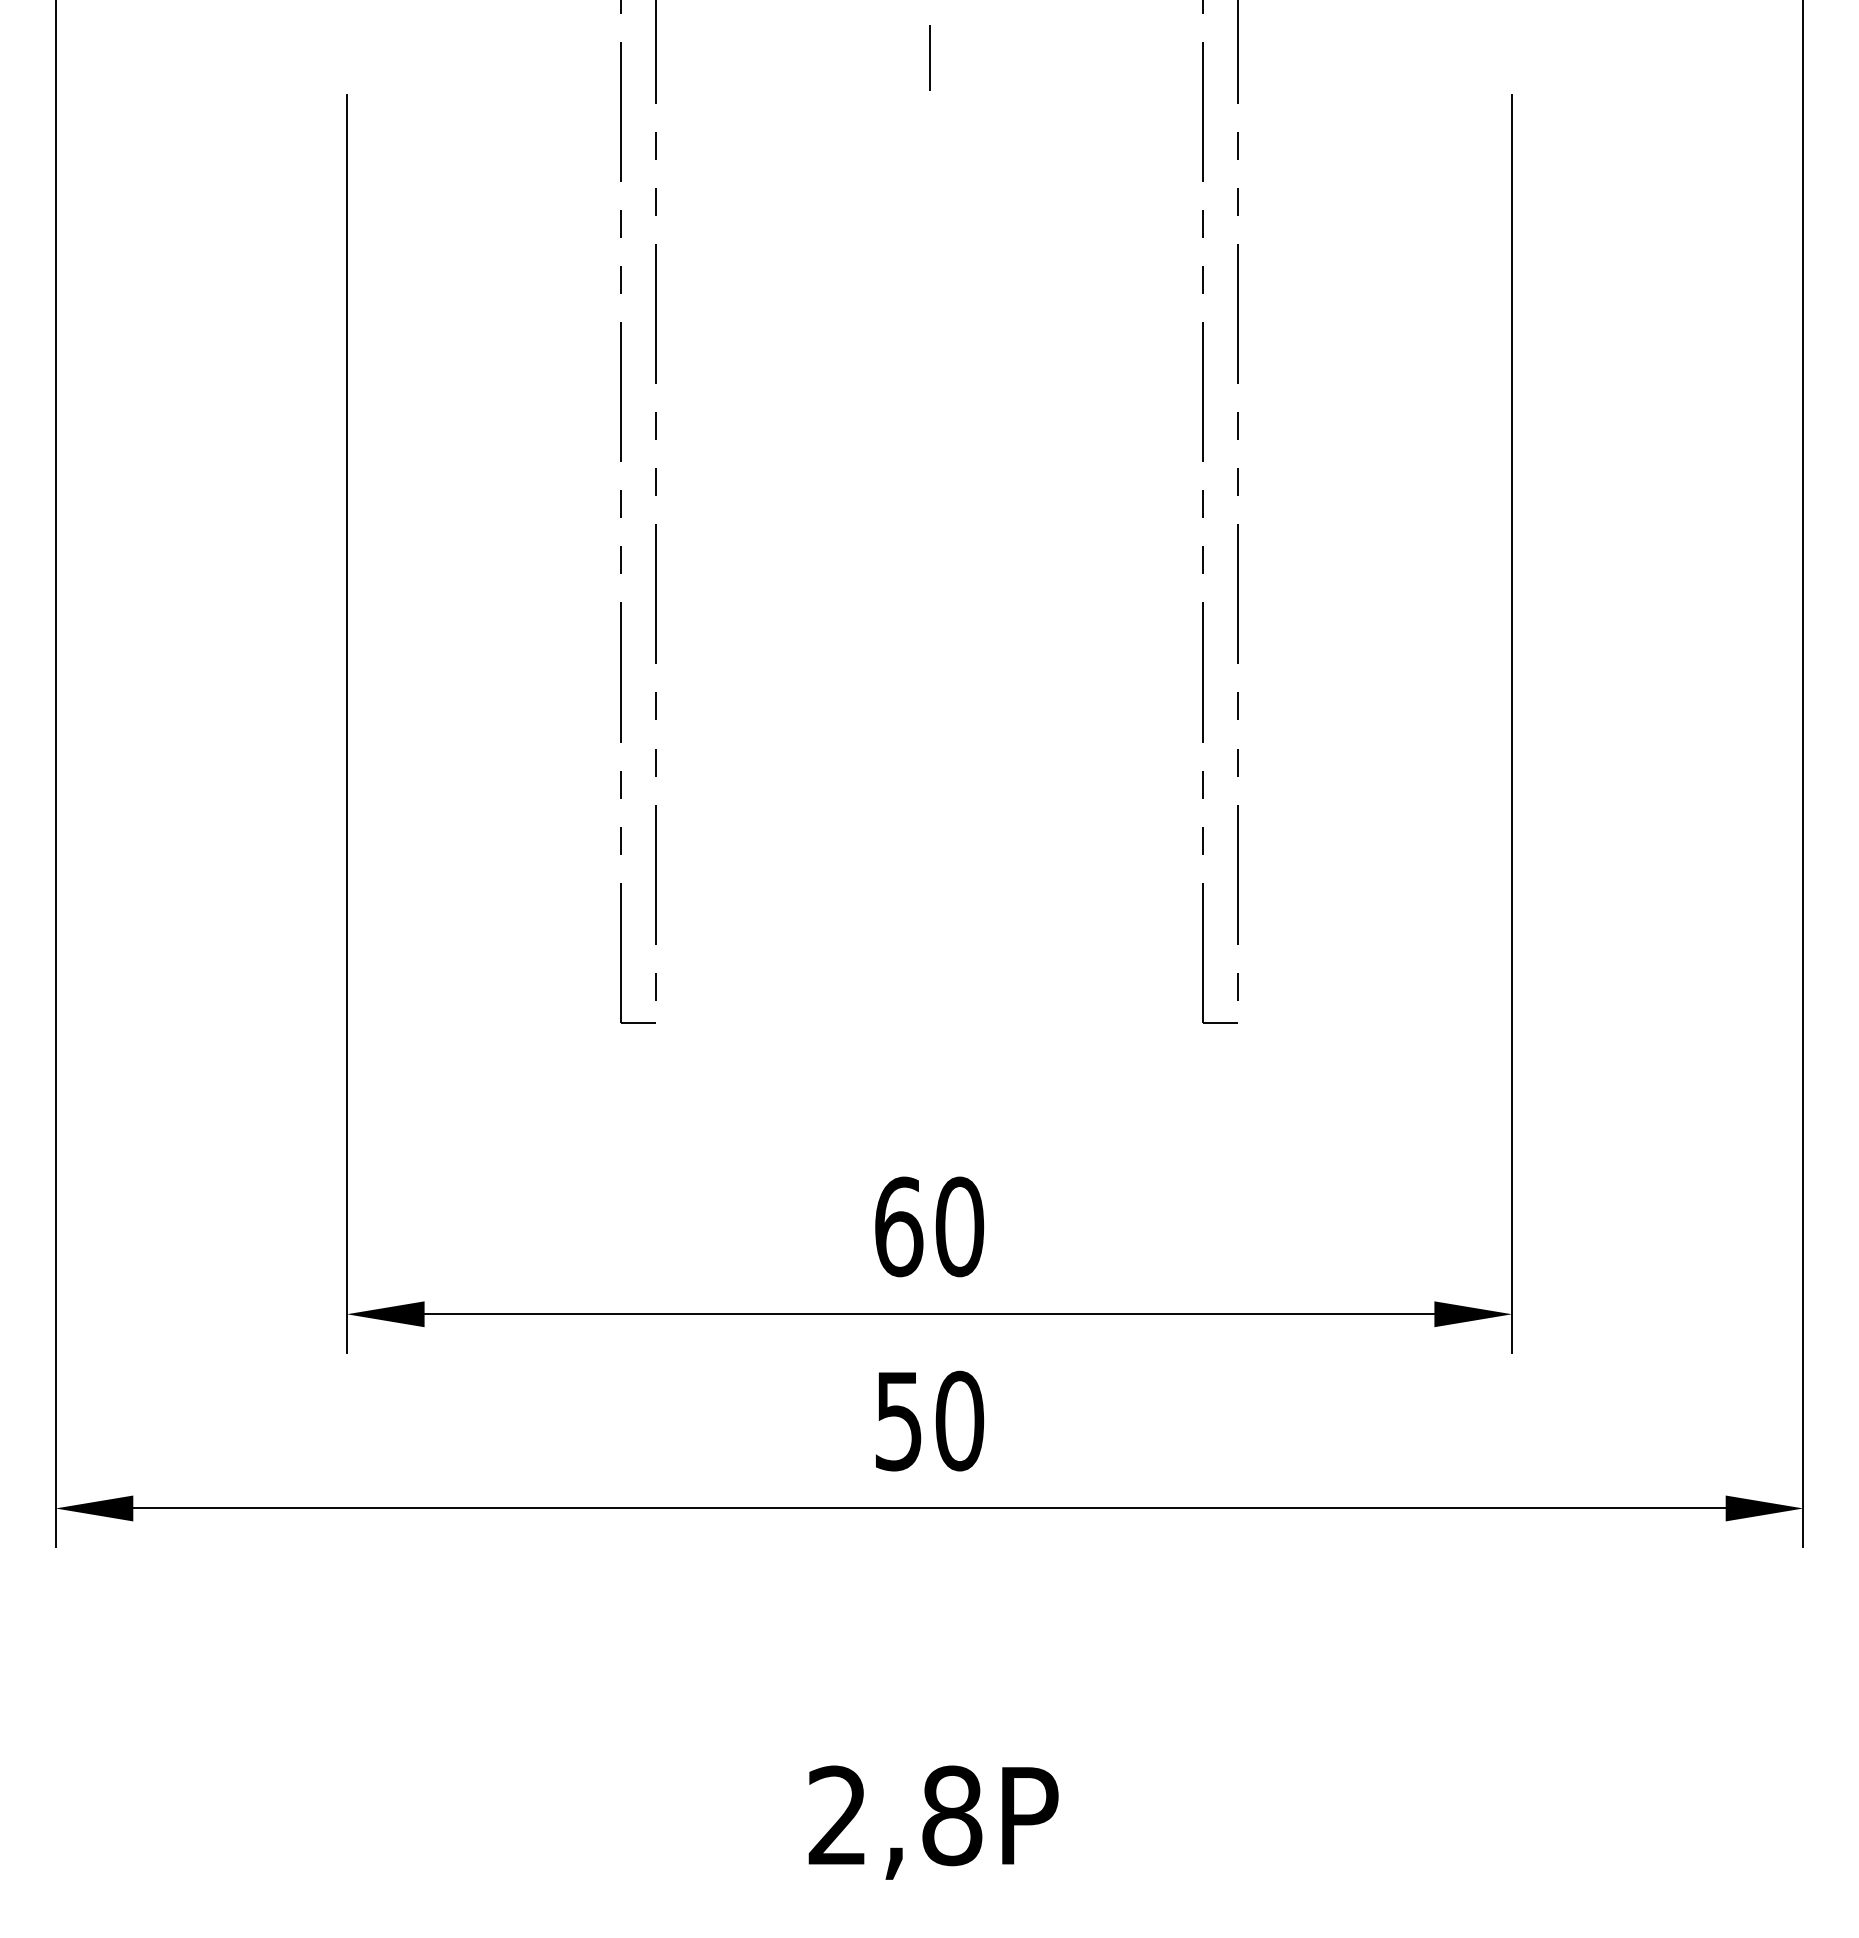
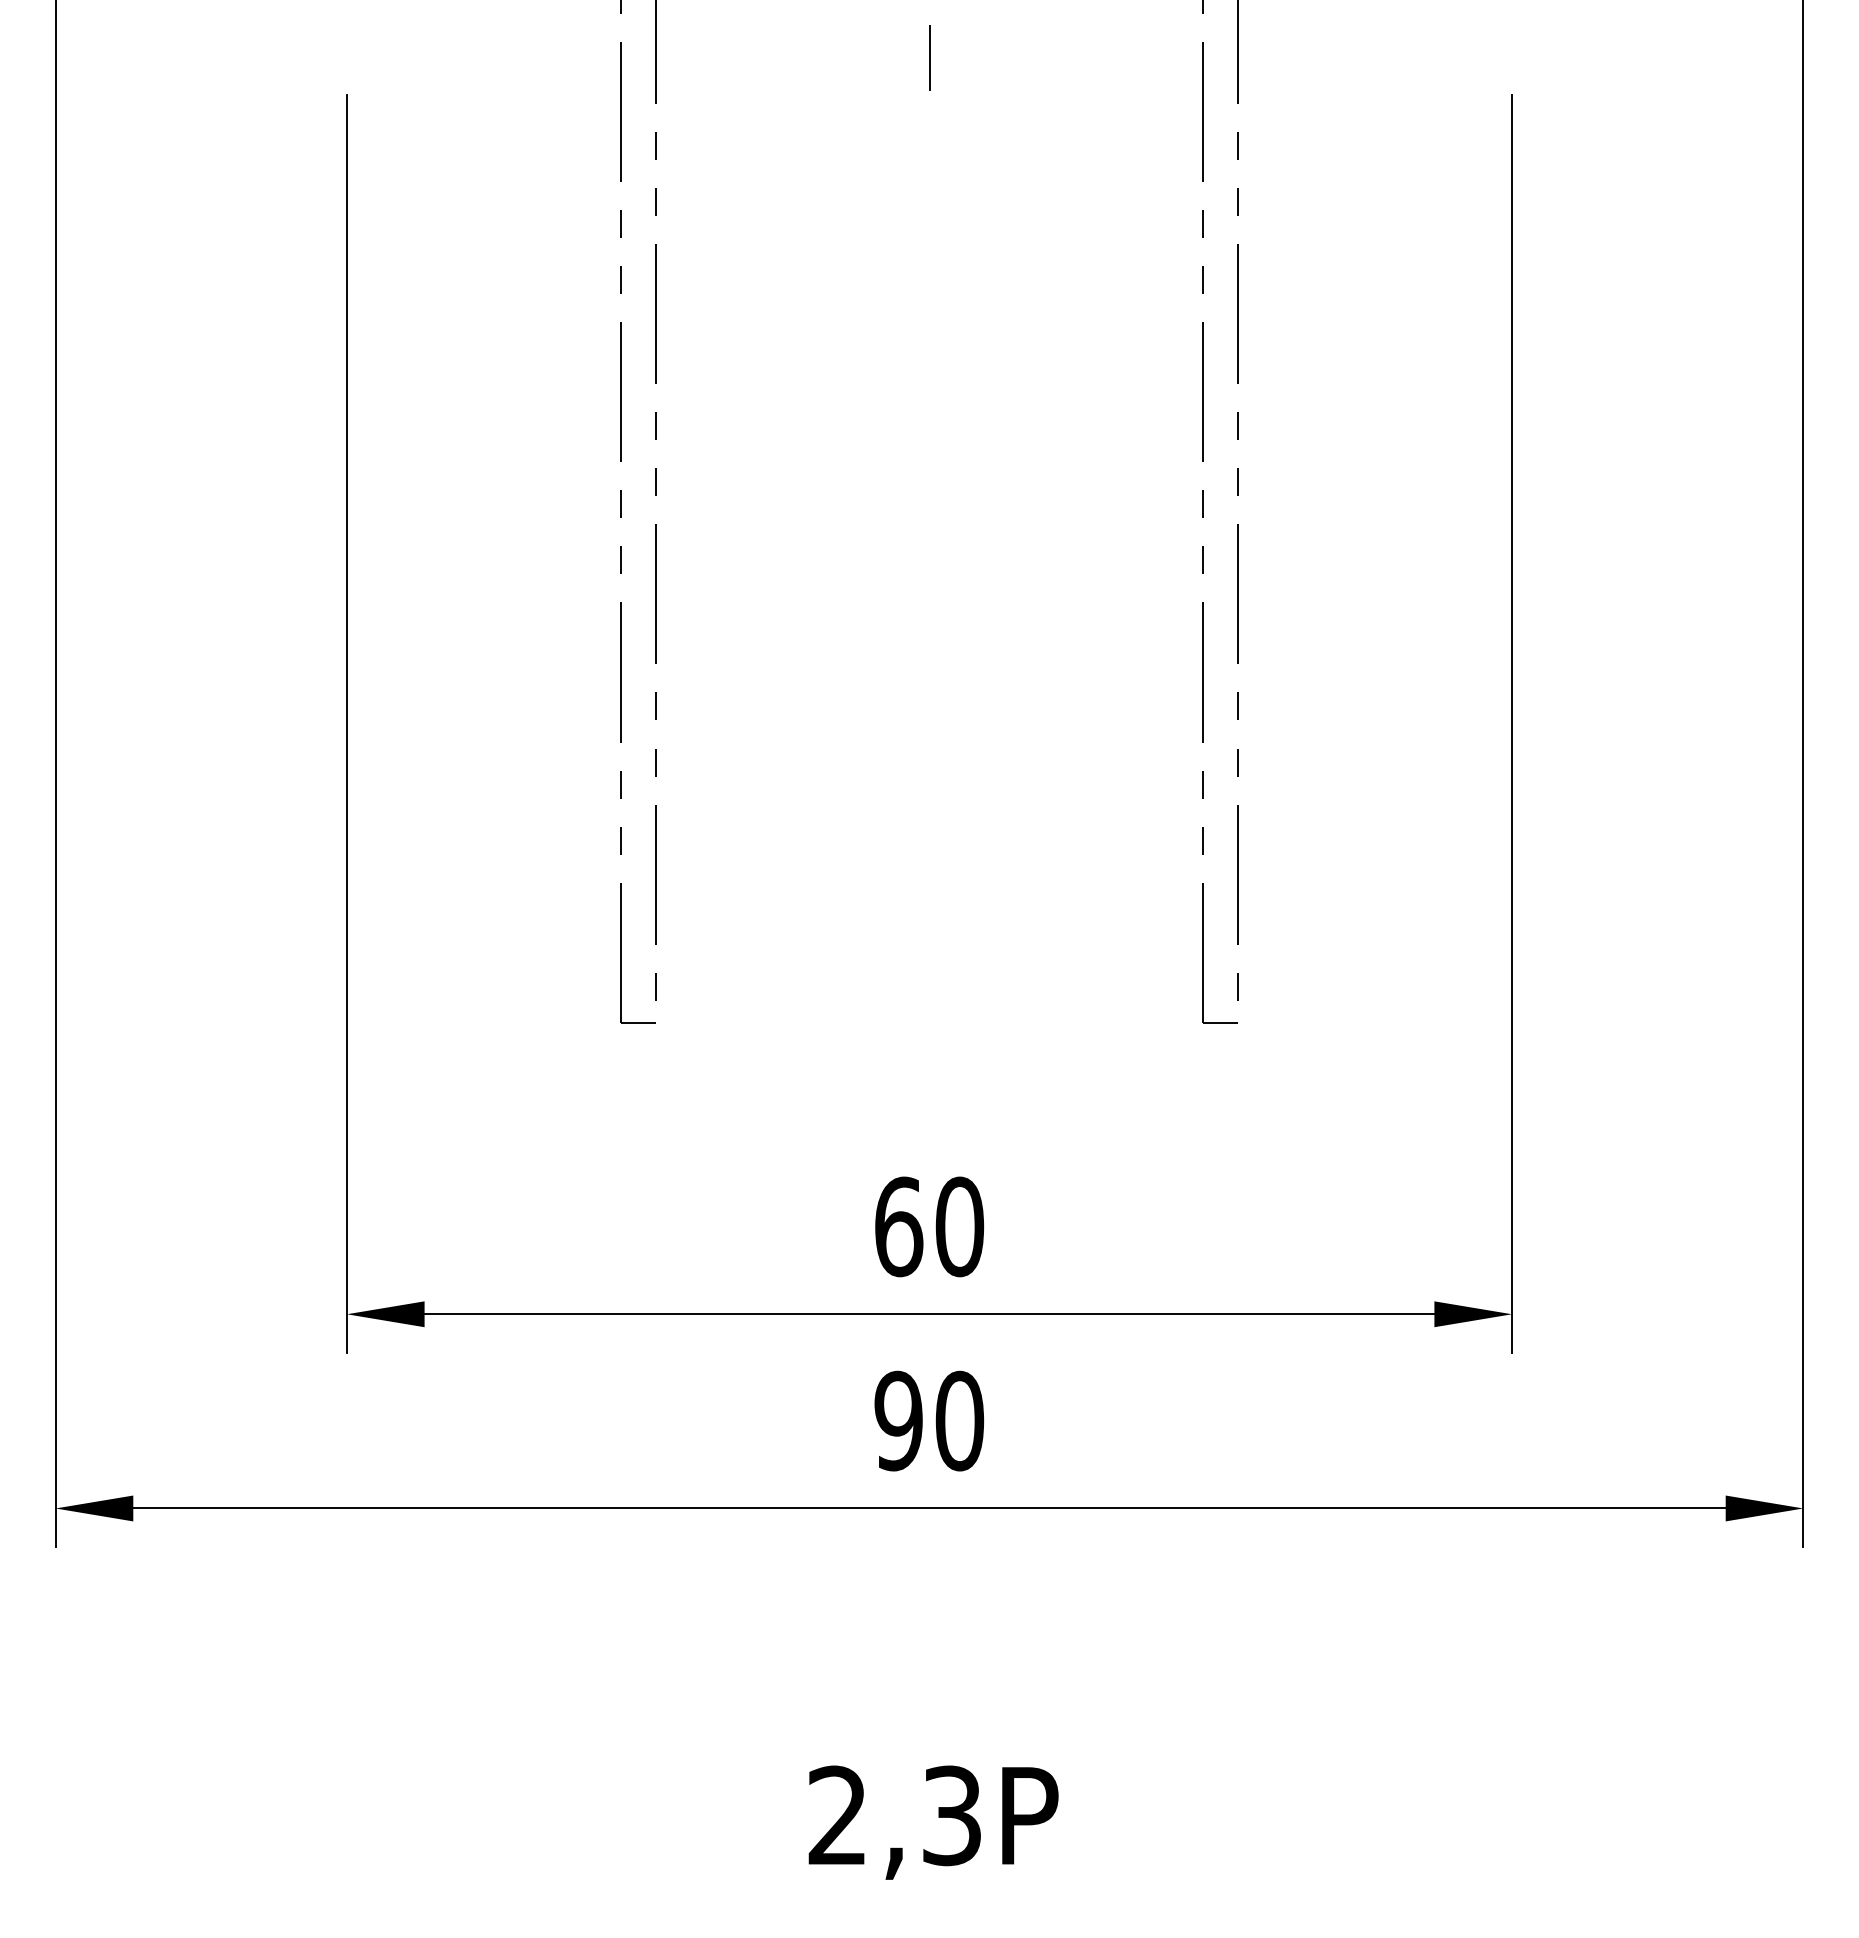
text: 50 -> 90 (898, 1420)
text: 2,8P -> 2,3P (952, 1815)
